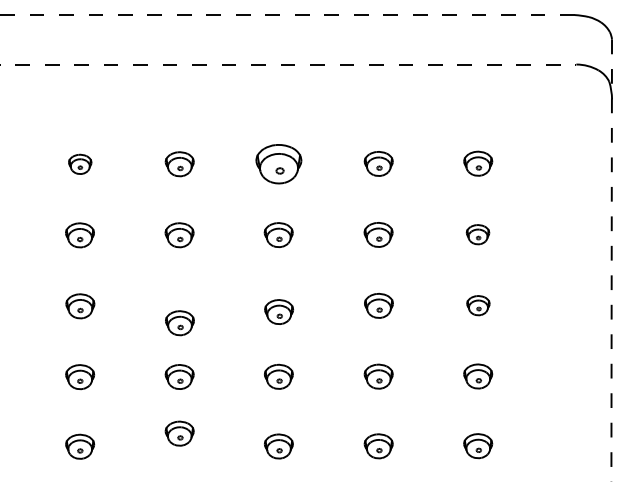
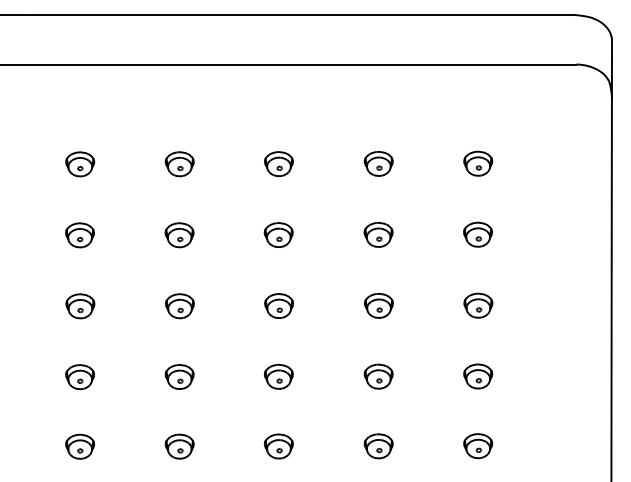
line: dashed -> solid (286, 15)
line: dashed -> solid (288, 64)
part size: 25x22 px -> 31x27 px (80, 164)
part size: 48x41 px -> 30x26 px (278, 163)
part size: 26x22 px -> 30x27 px (477, 234)
line: dashed -> solid (611, 260)
part size: 25x22 px -> 31x27 px (478, 305)
part position: (279, 311) -> (279, 305) (279, 305)
part position: (179, 323) -> (179, 306) (179, 306)
part position: (179, 433) -> (179, 446) (179, 446)
